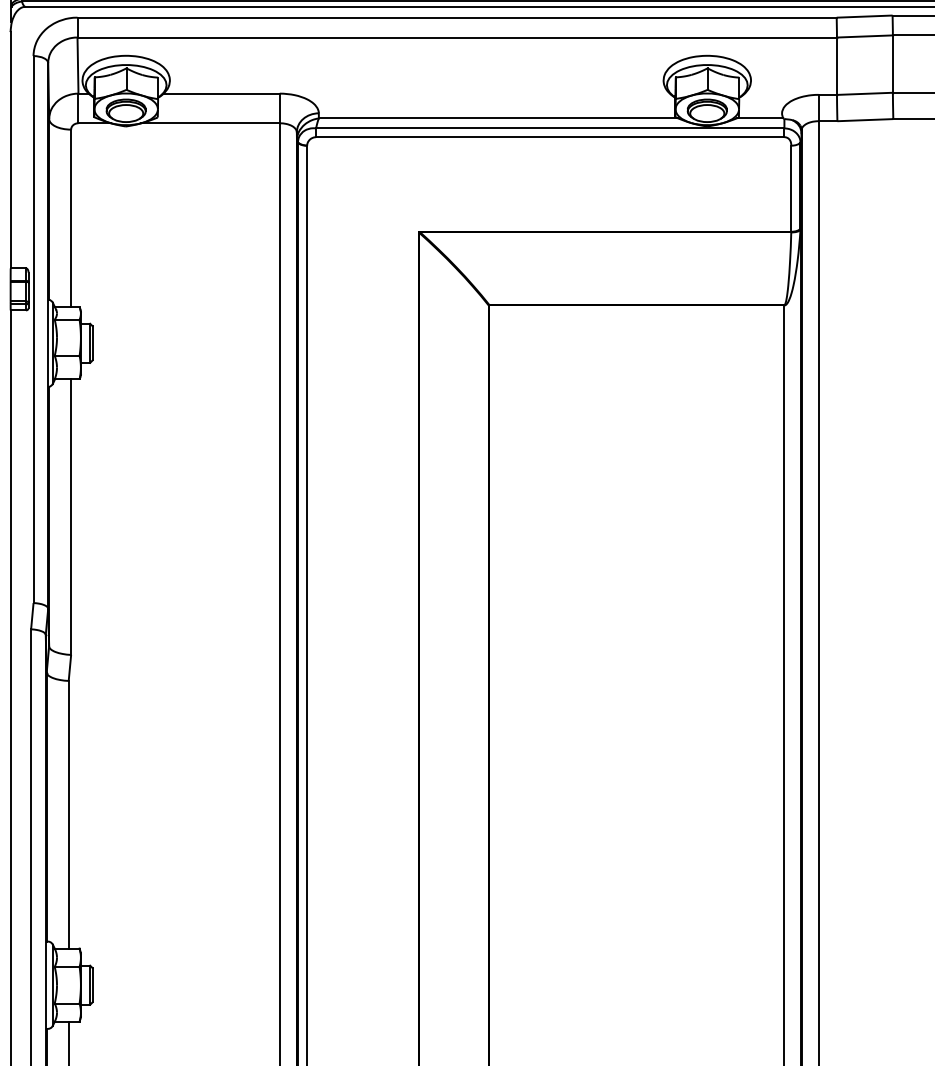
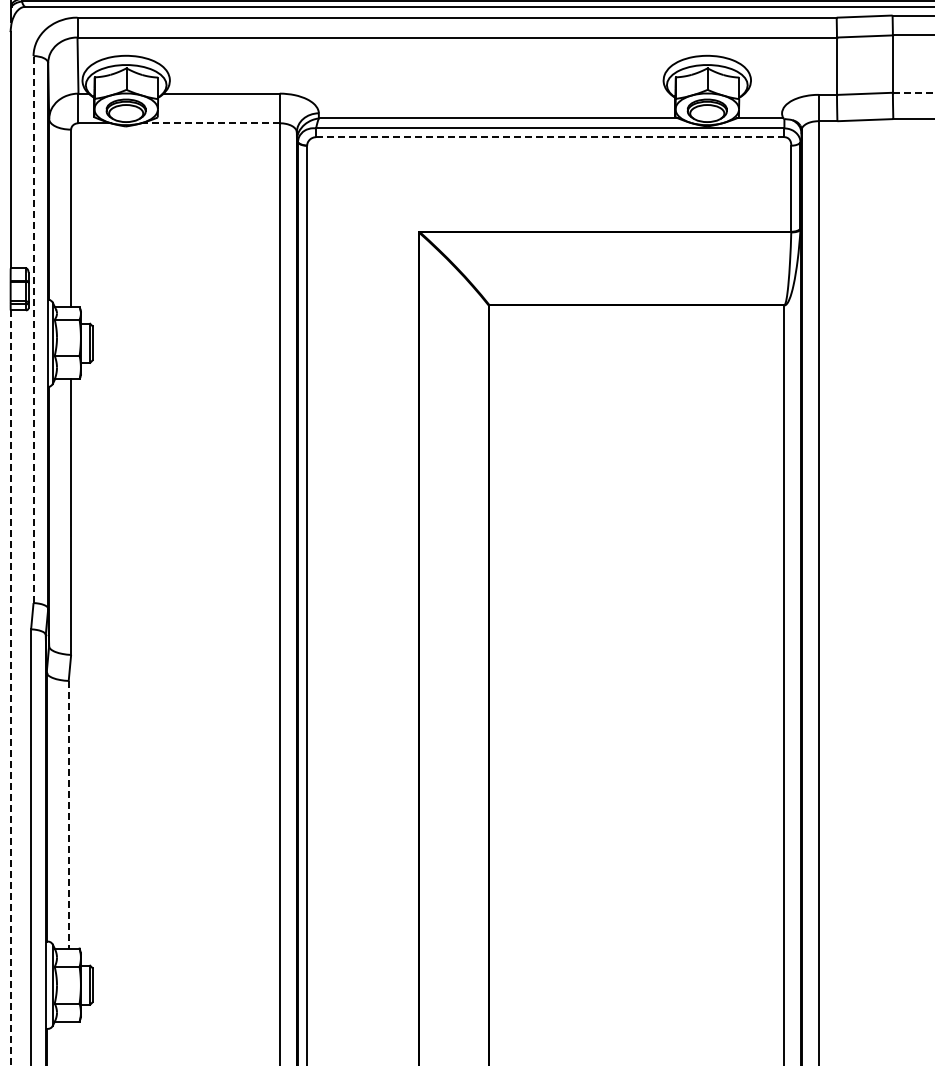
line: solid -> dashed (913, 92)
line: solid -> dashed (211, 123)
line: solid -> dashed (550, 137)
line: solid -> dashed (33, 329)
line: solid -> dashed (10, 688)
line: solid -> dashed (68, 814)
line: present -> none (68, 1041)
